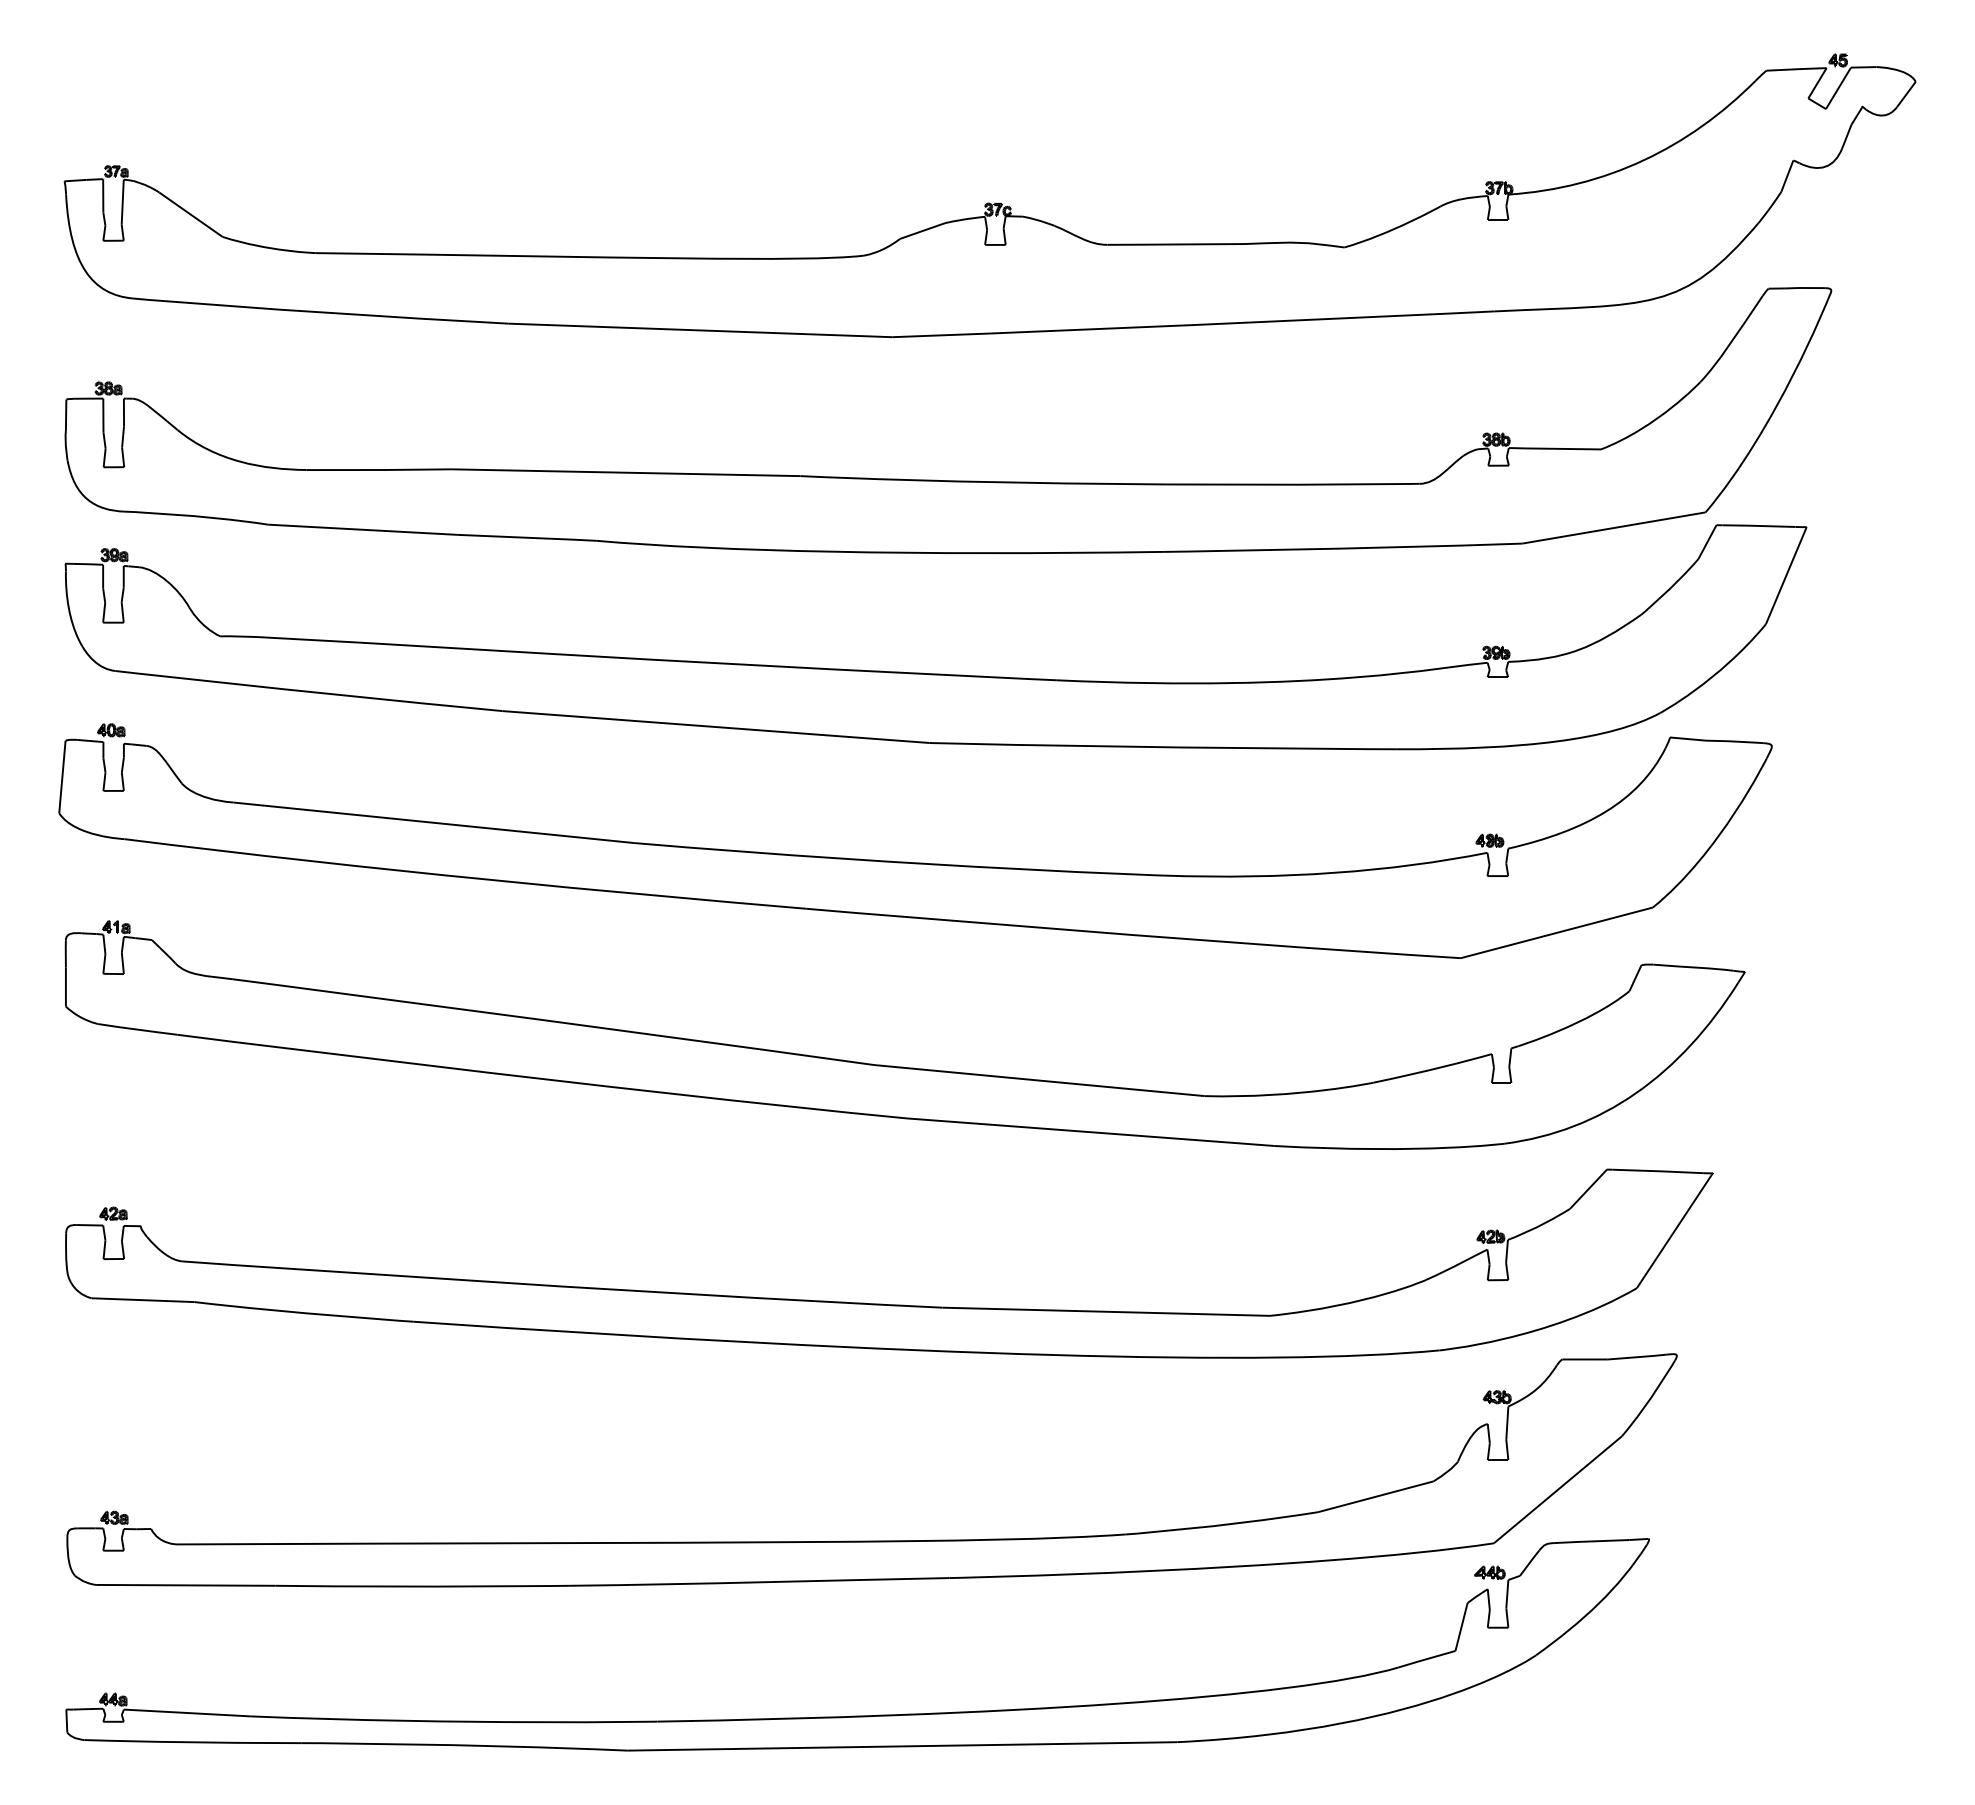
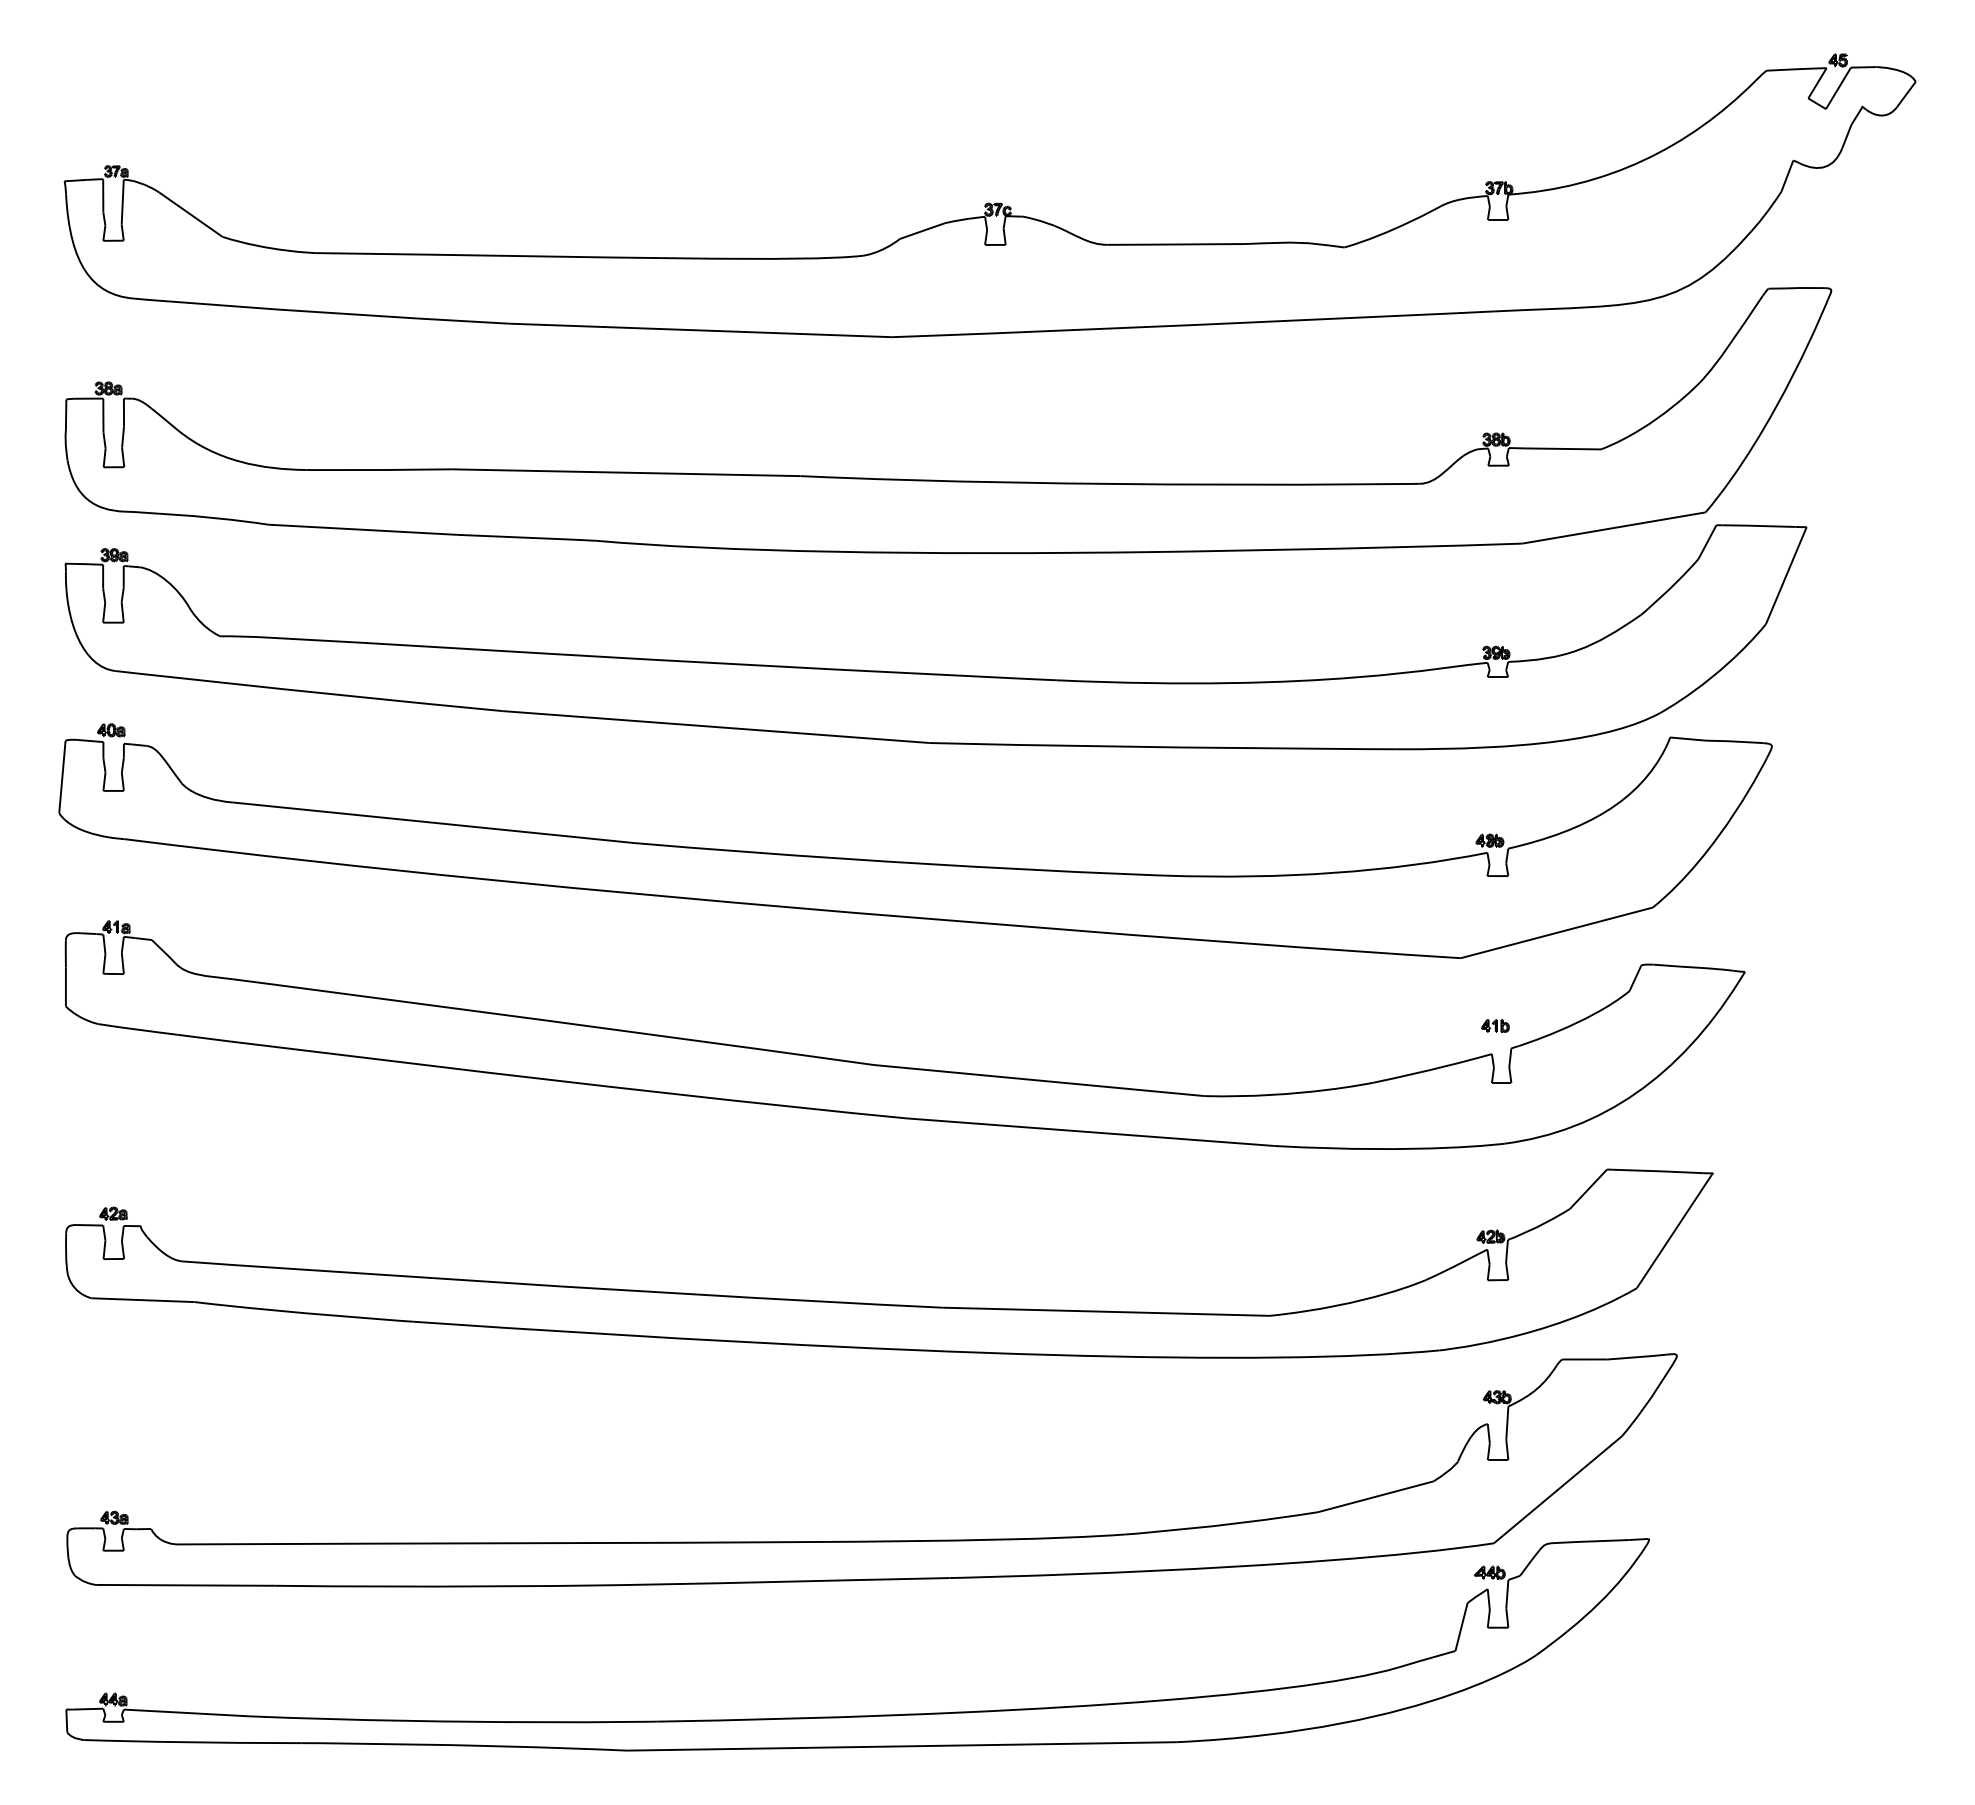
part: none -> present (1495, 1025)
